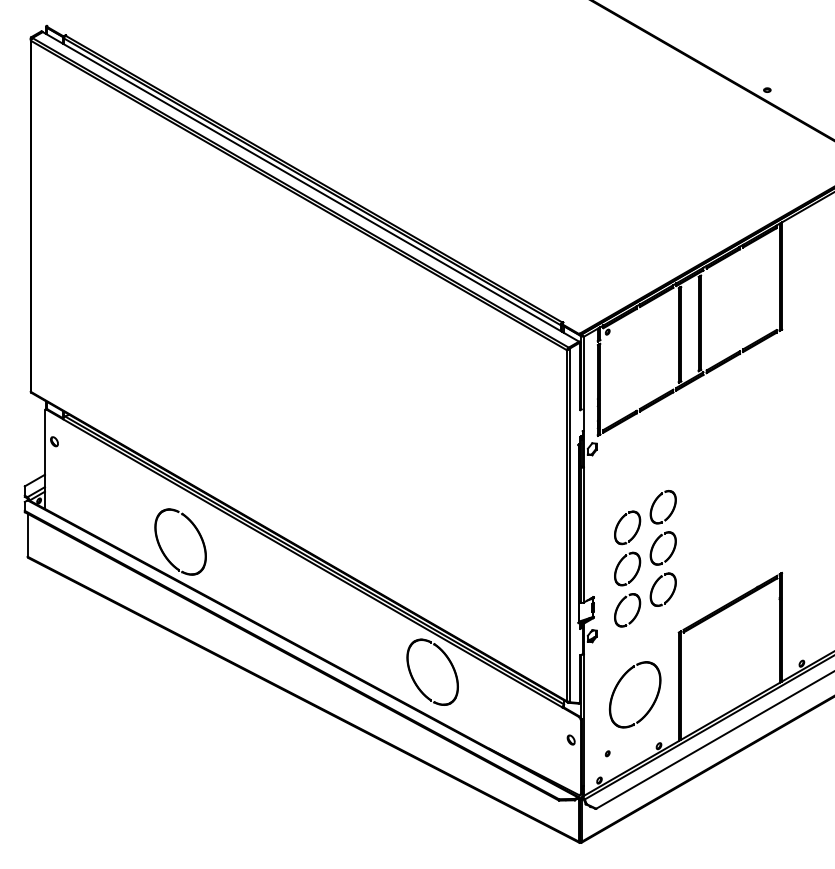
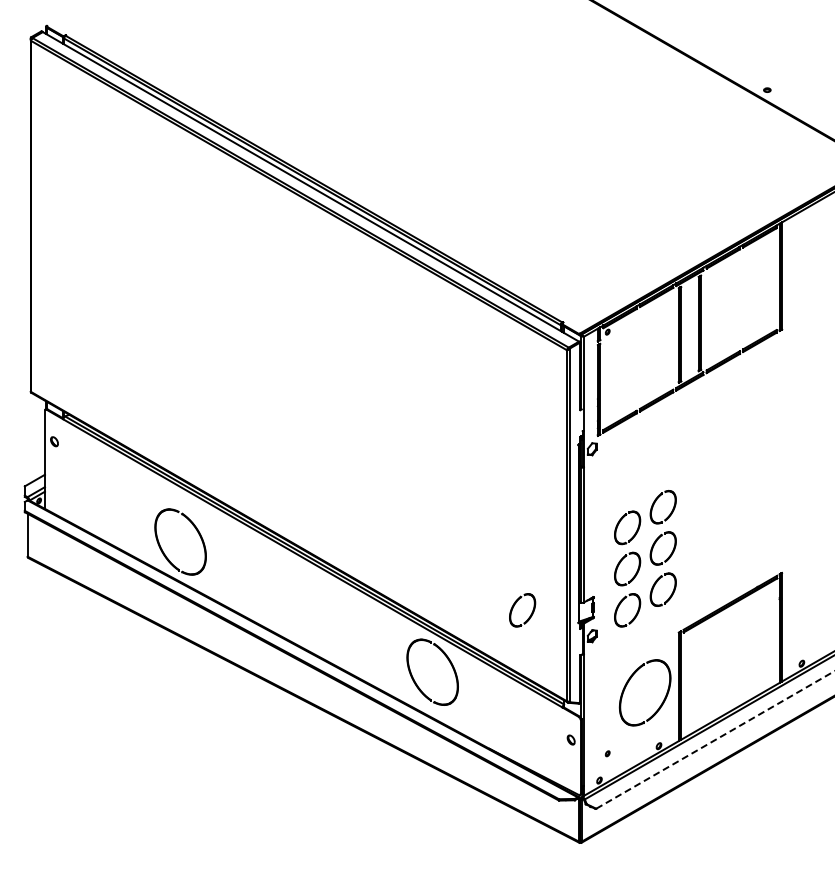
part: none -> present (514, 606)
part position: (618, 685) -> (628, 683) (628, 683)
line: solid -> dashed (715, 739)
